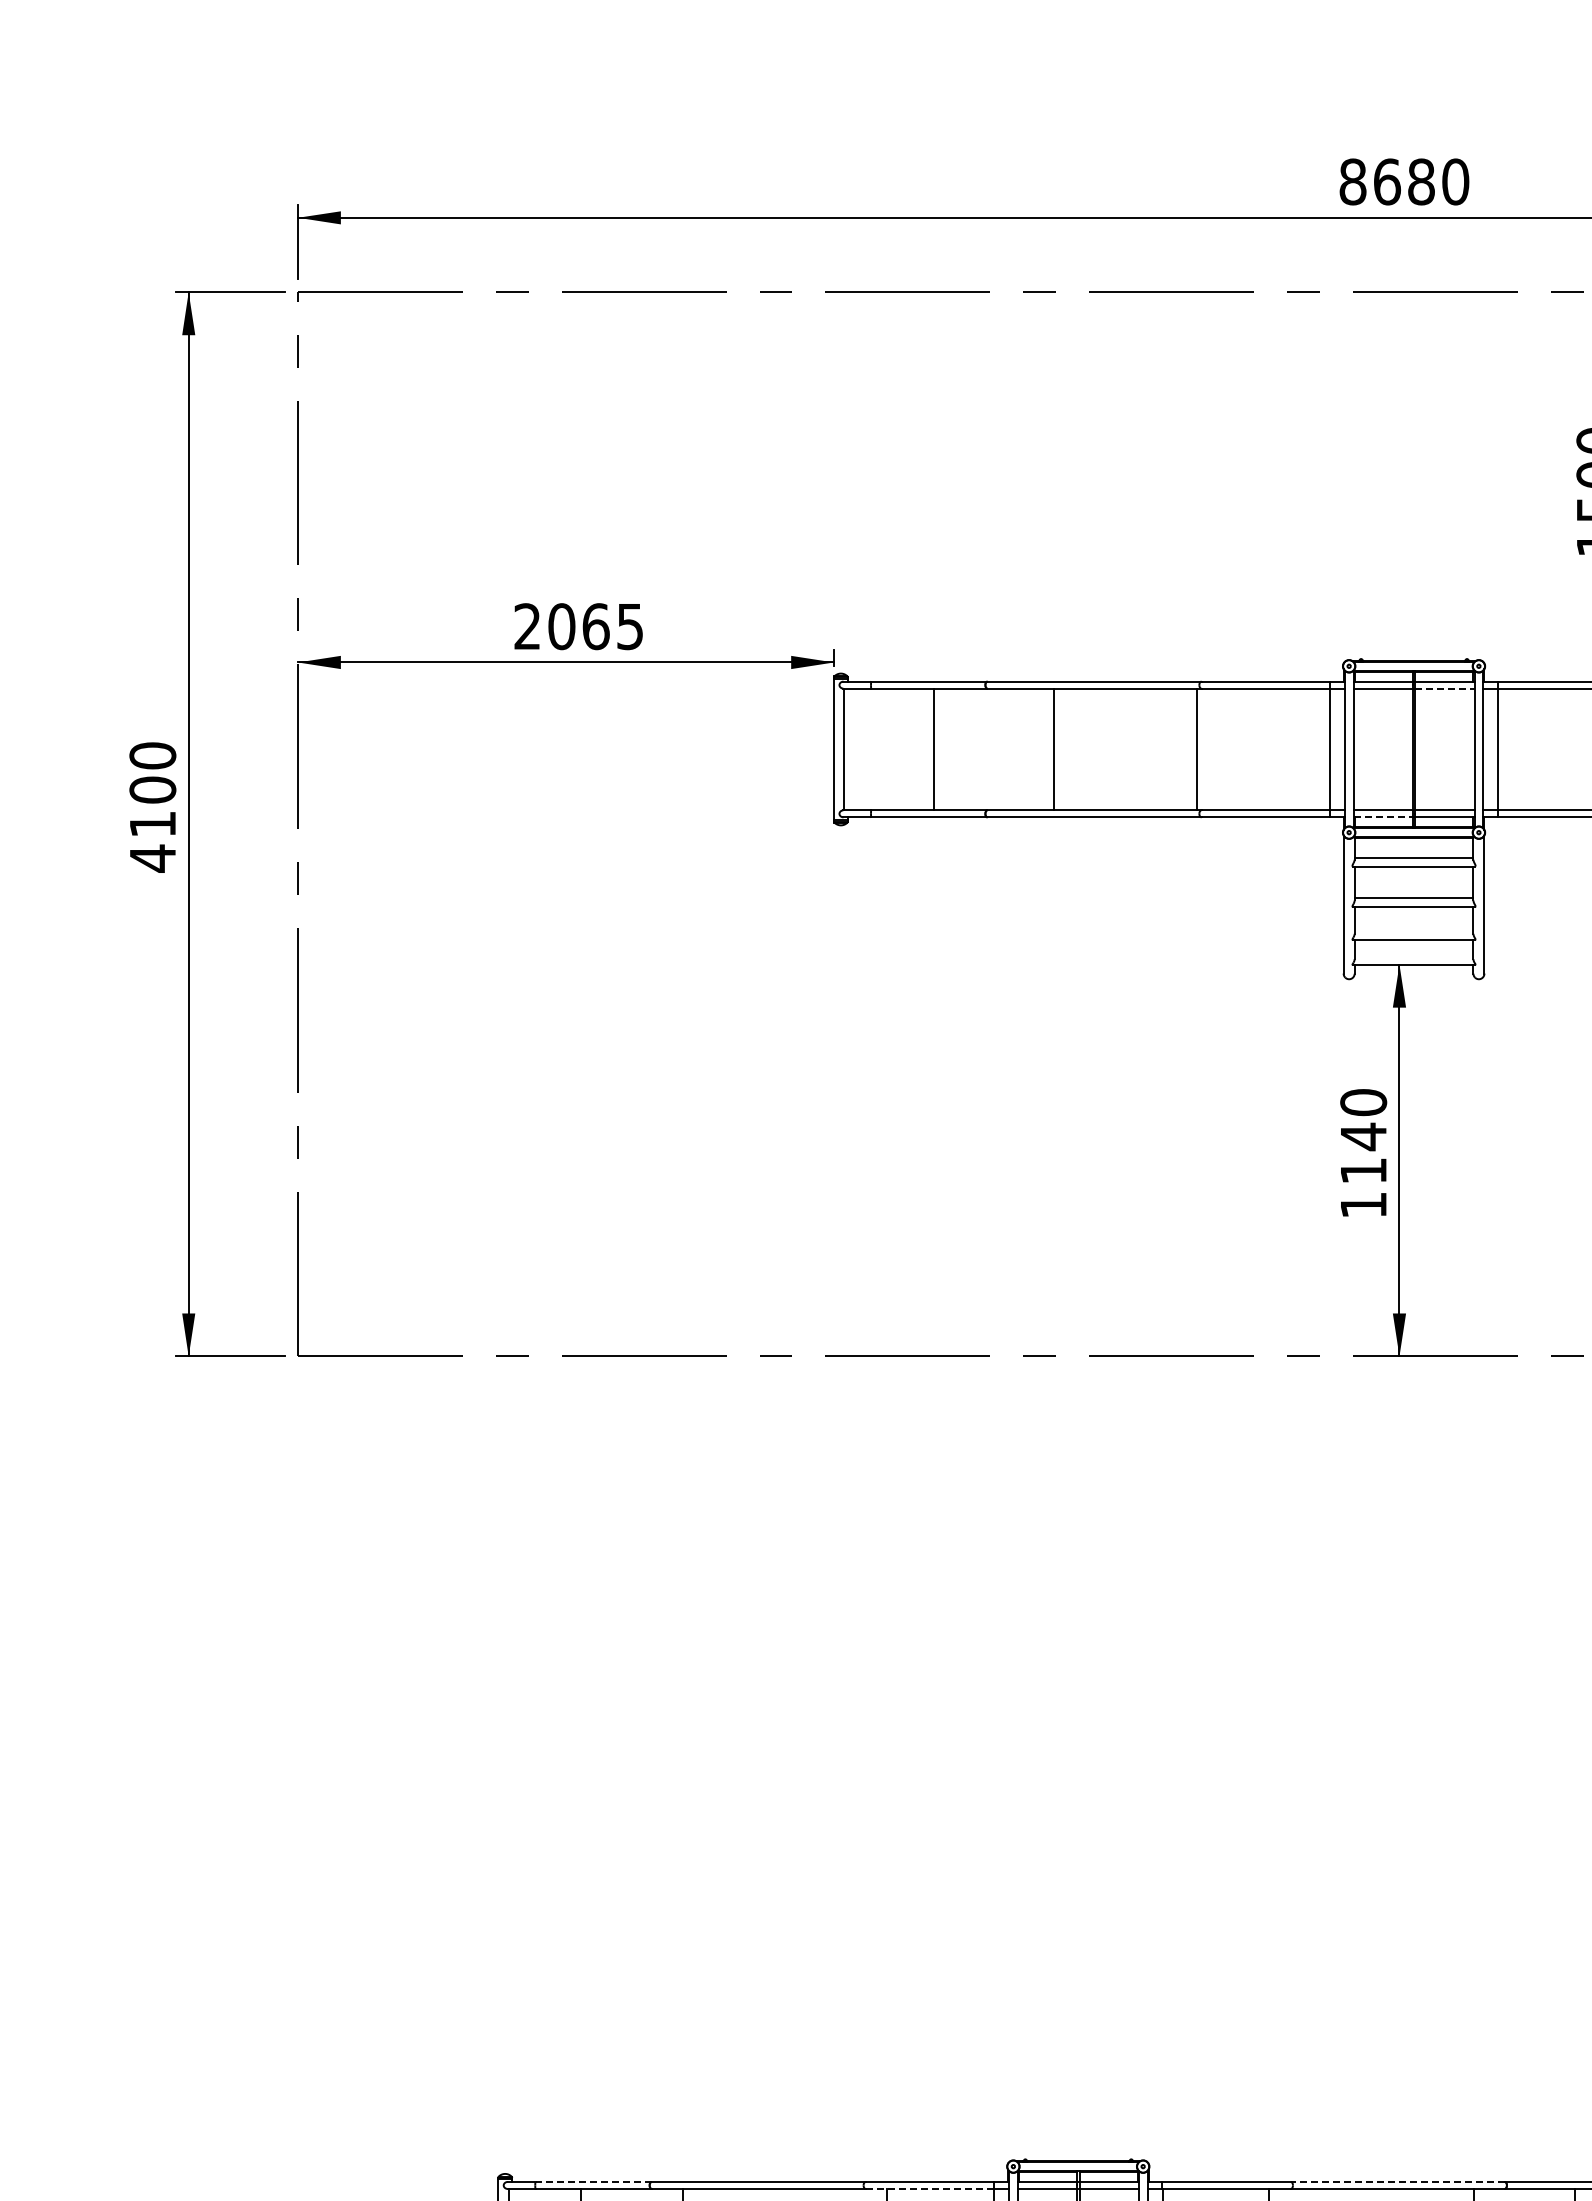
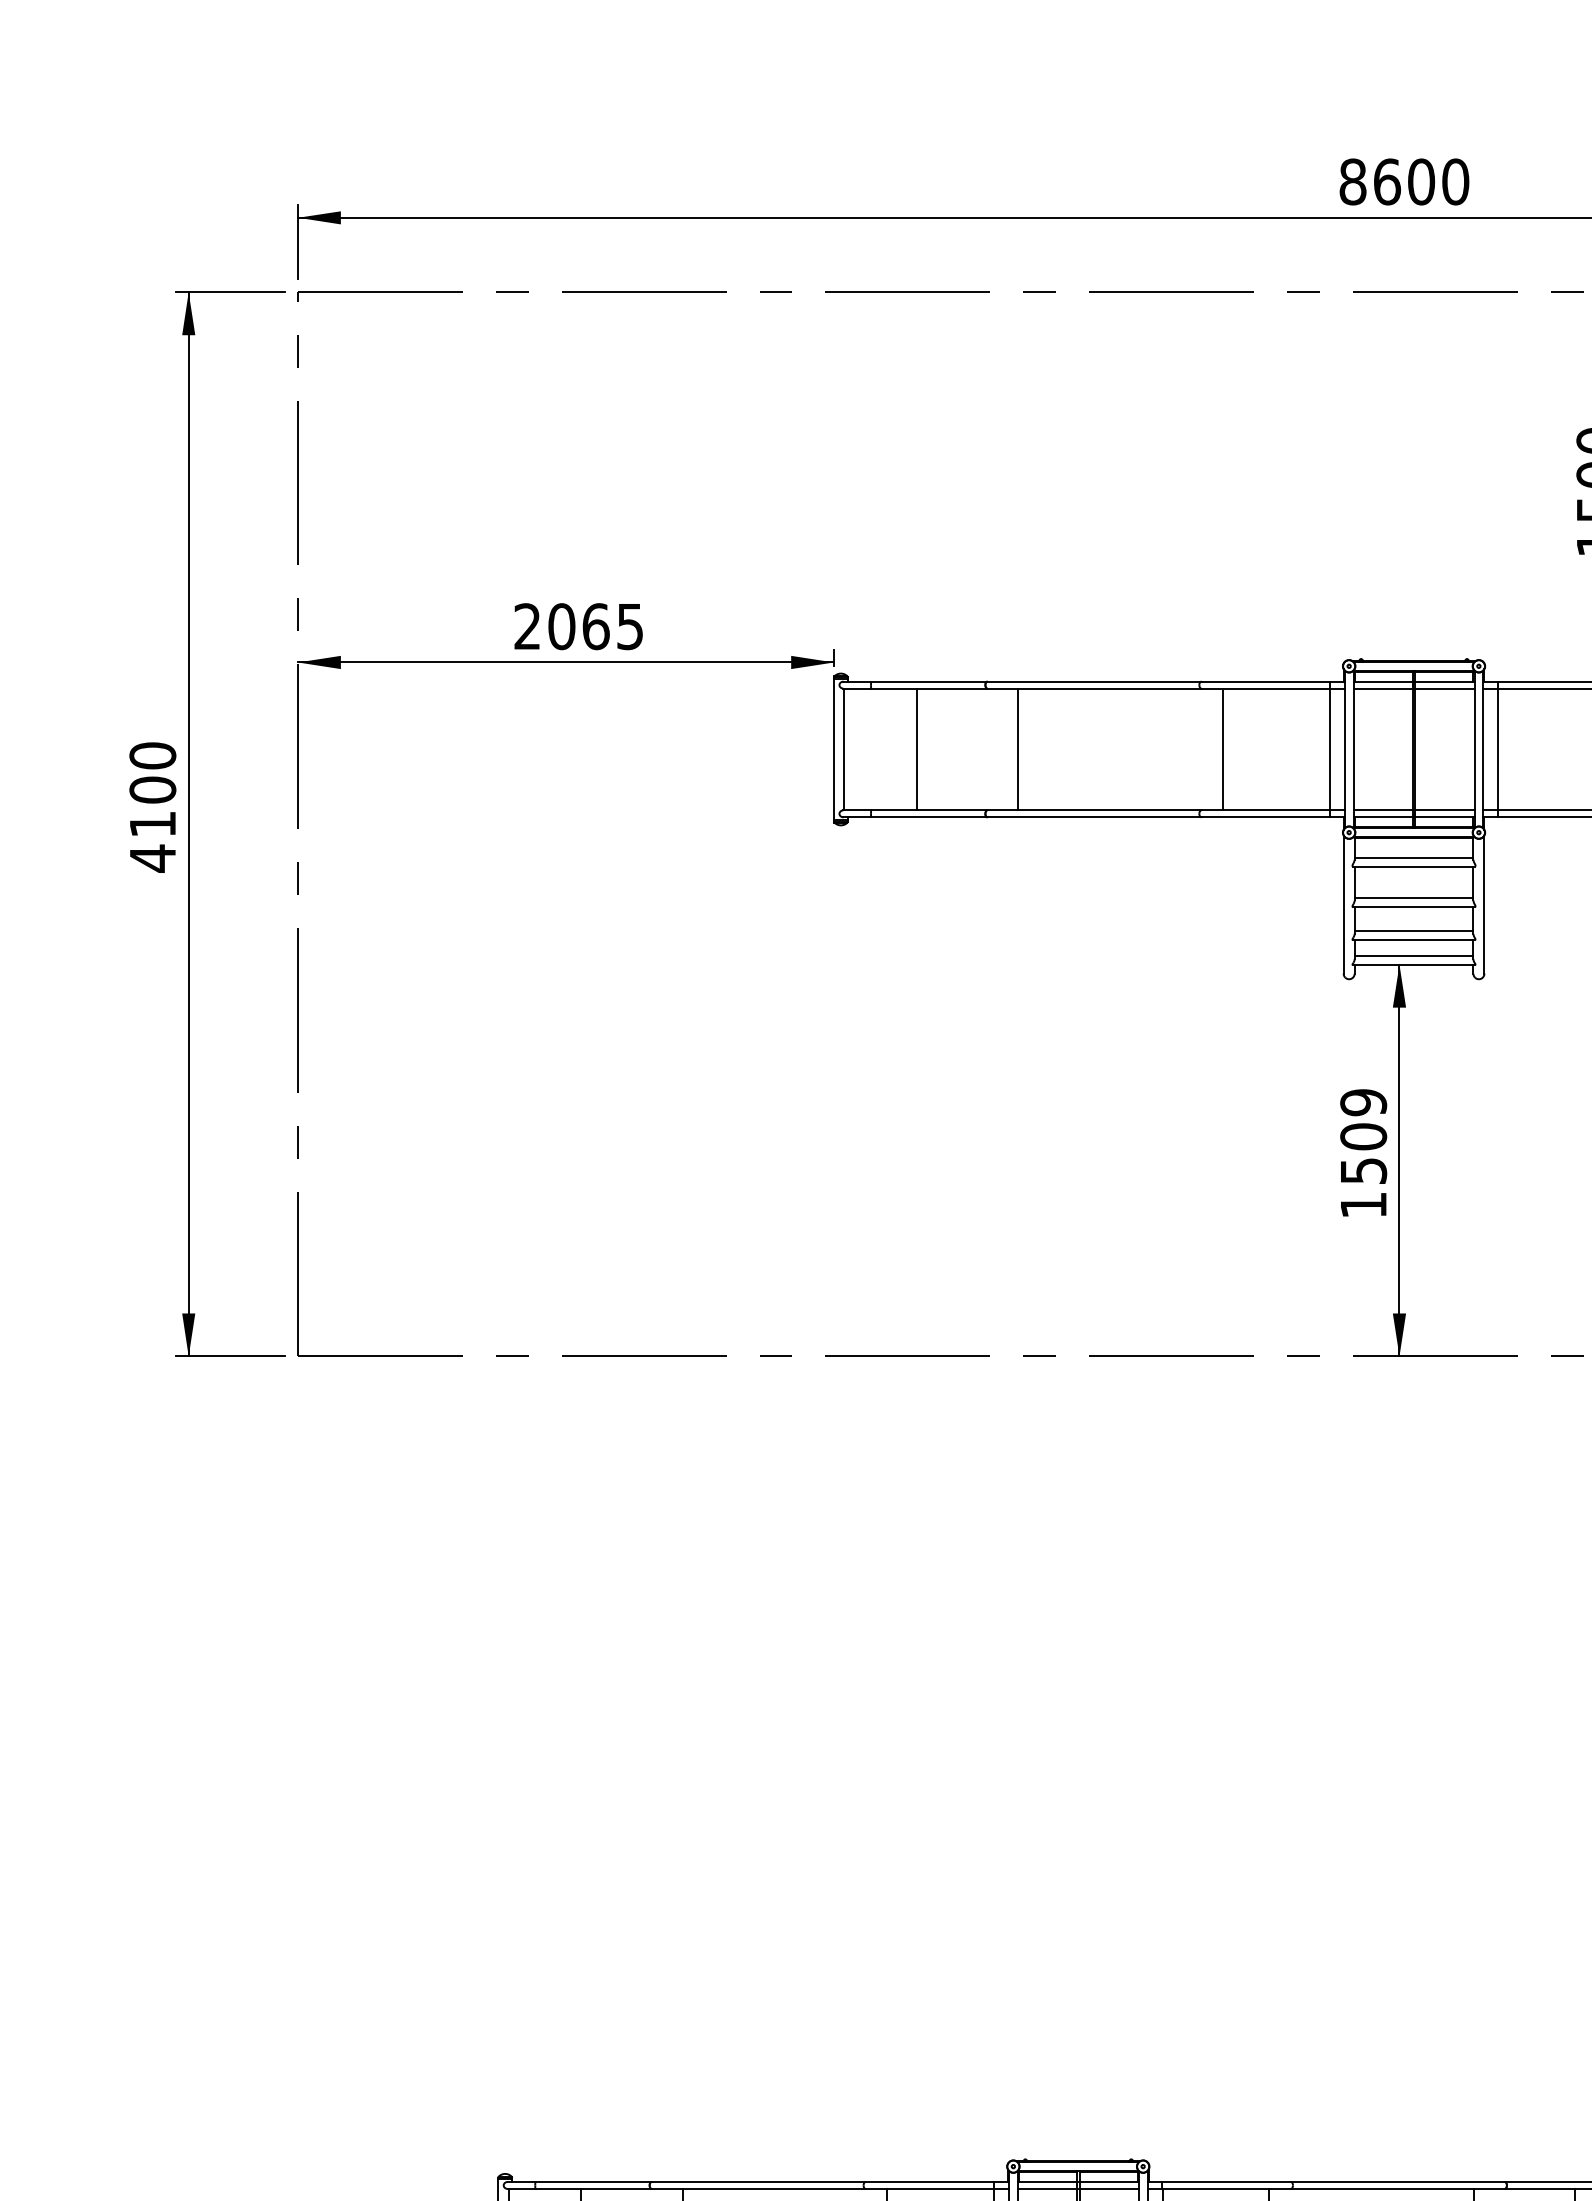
text: 8680 -> 8600 (1421, 181)
line: dashed -> solid (1444, 688)
line position: (934, 749) -> (917, 749) (917, 749)
line position: (1053, 749) -> (1018, 749) (1018, 749)
line position: (1197, 749) -> (1223, 749) (1223, 749)
line: dashed -> solid (1383, 817)
line: none -> present (1413, 931)
line: none -> present (1413, 956)
text: 1140 -> 1509 (1363, 1136)
line: dashed -> solid (593, 2181)
line: dashed -> solid (1397, 2181)
line: dashed -> solid (930, 2188)
